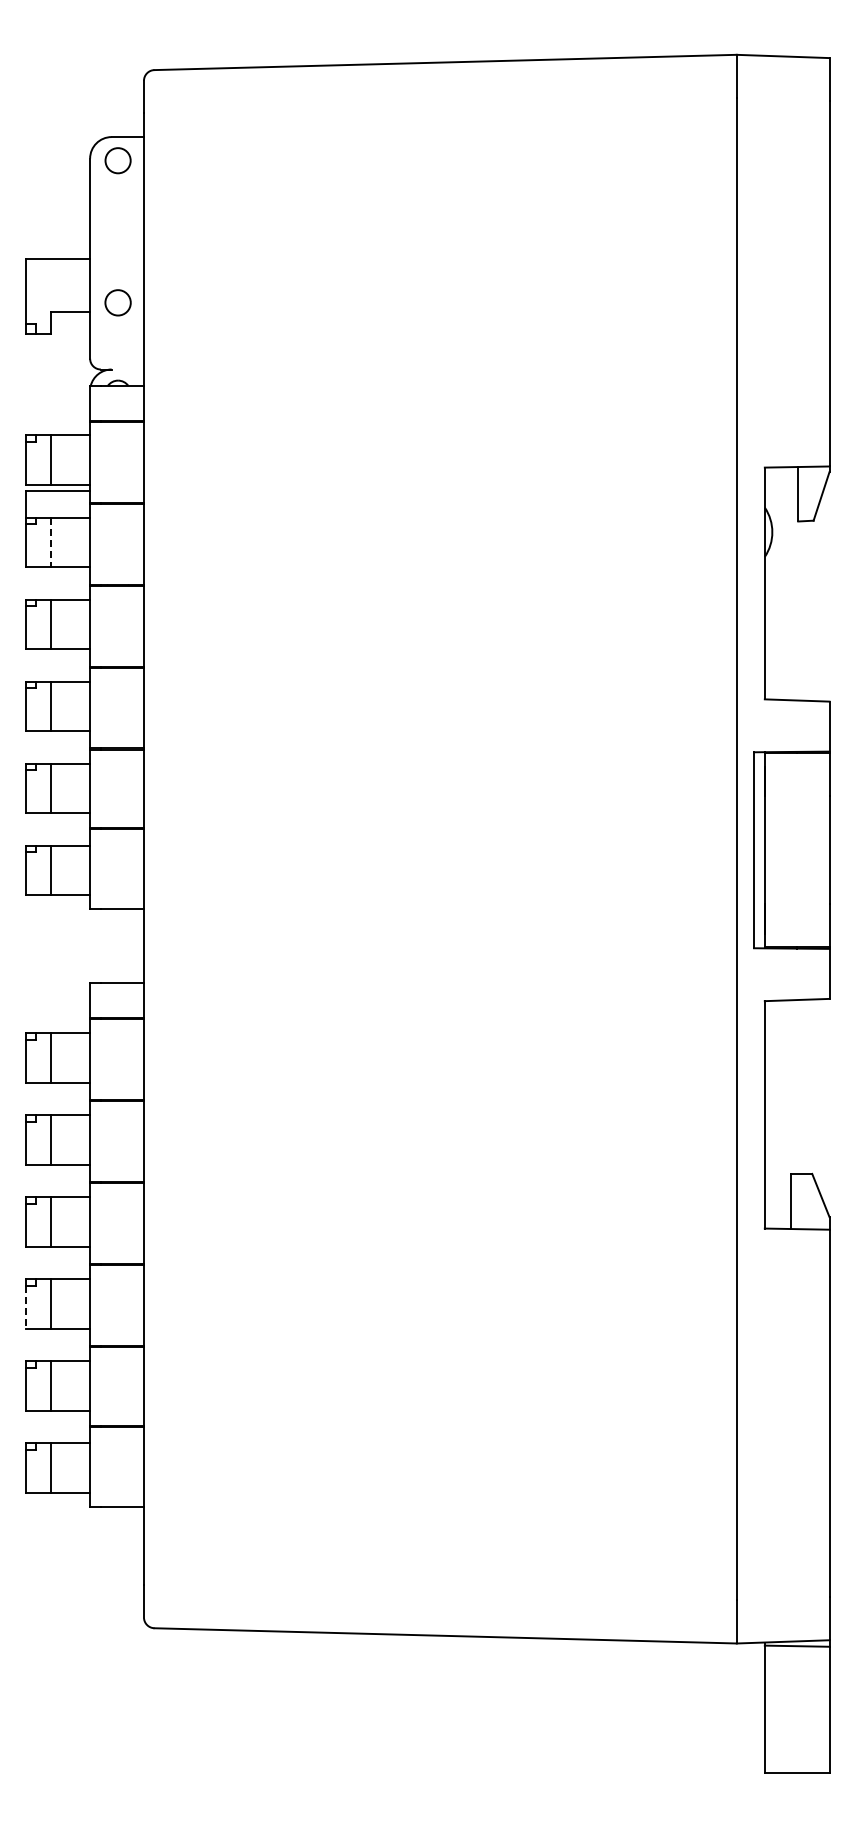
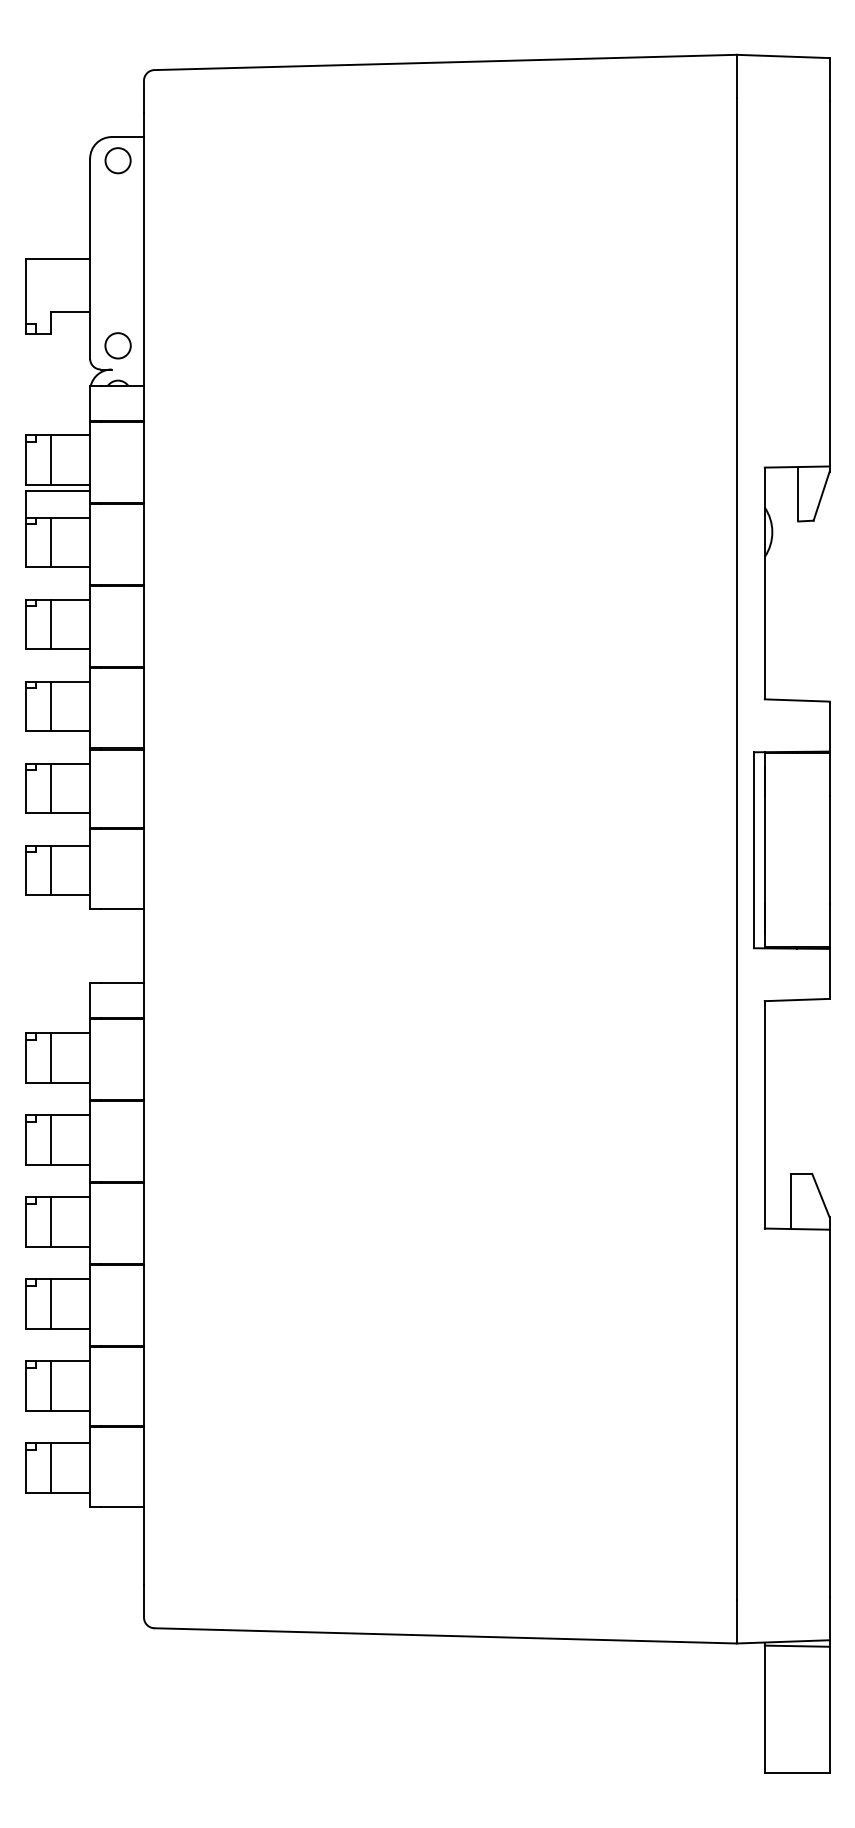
circle position: (117, 302) -> (117, 345) (117, 345)
line: dashed -> solid (51, 542)
line: dashed -> solid (25, 1307)
